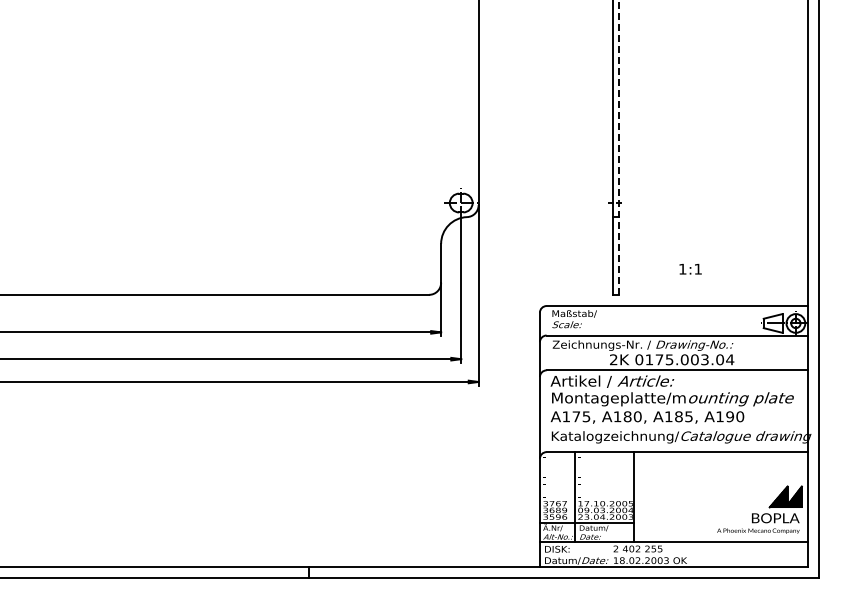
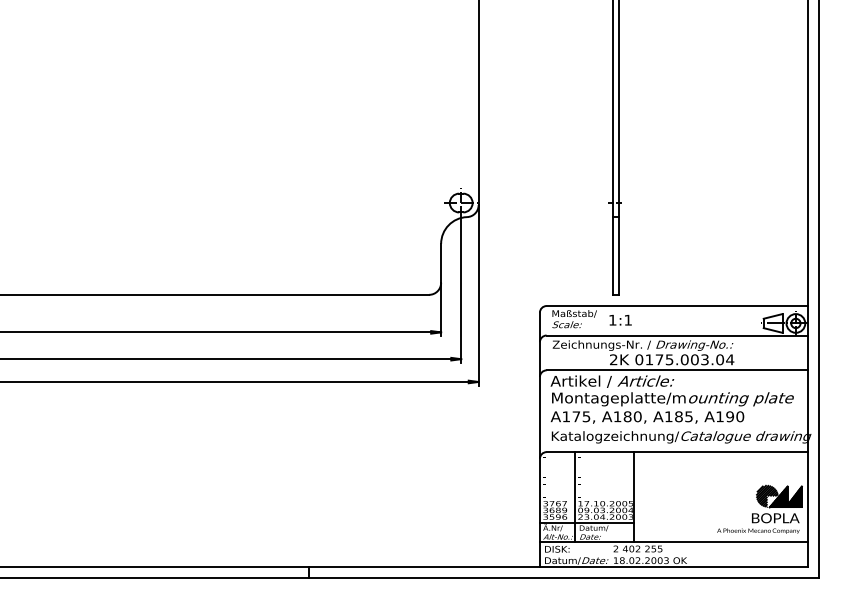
line: dashed -> solid (618, 146)
text position: (690, 269) -> (620, 320) (620, 320)
hatch: none -> present (767, 496)
